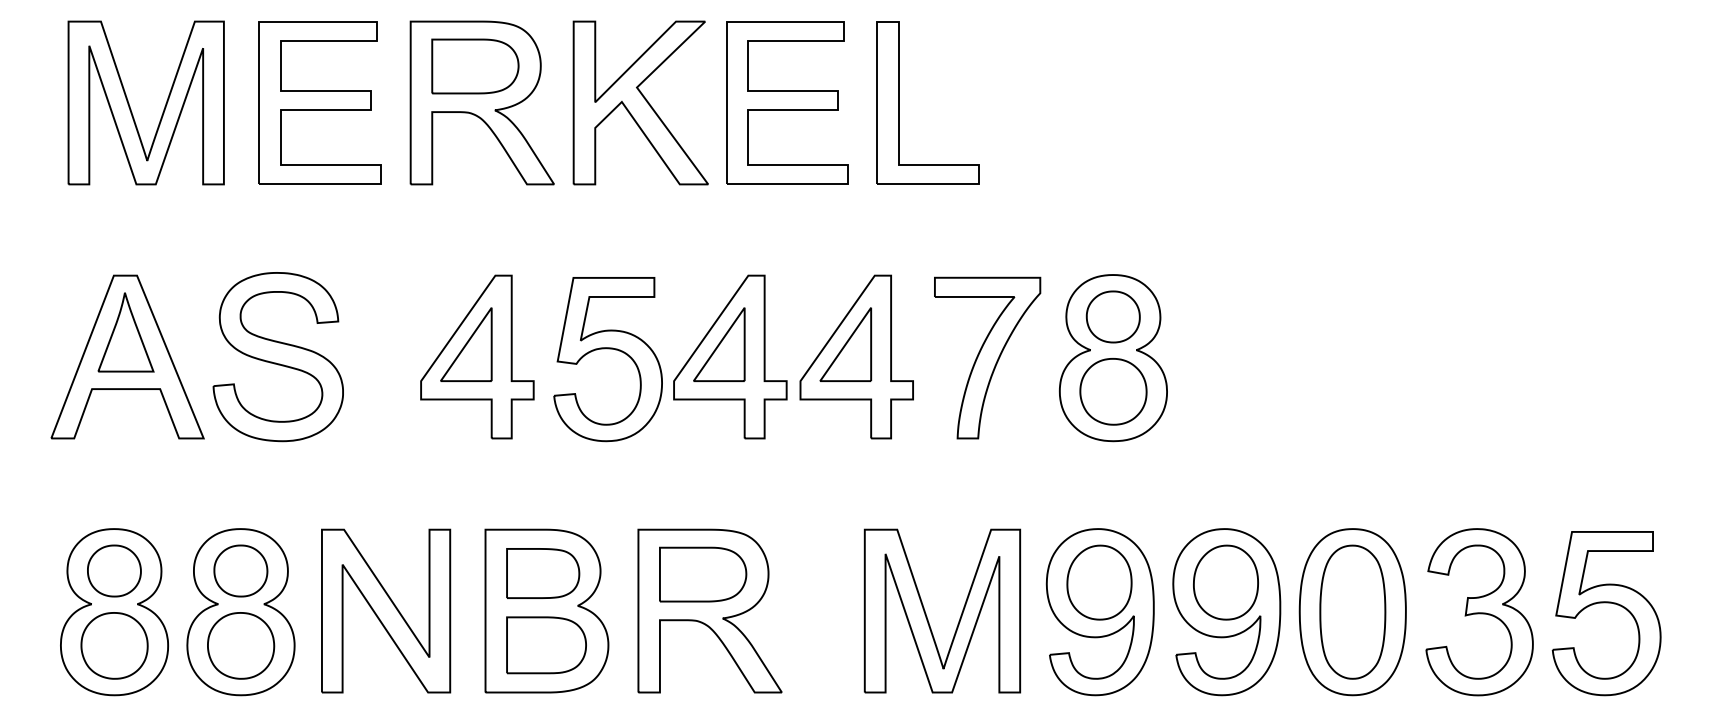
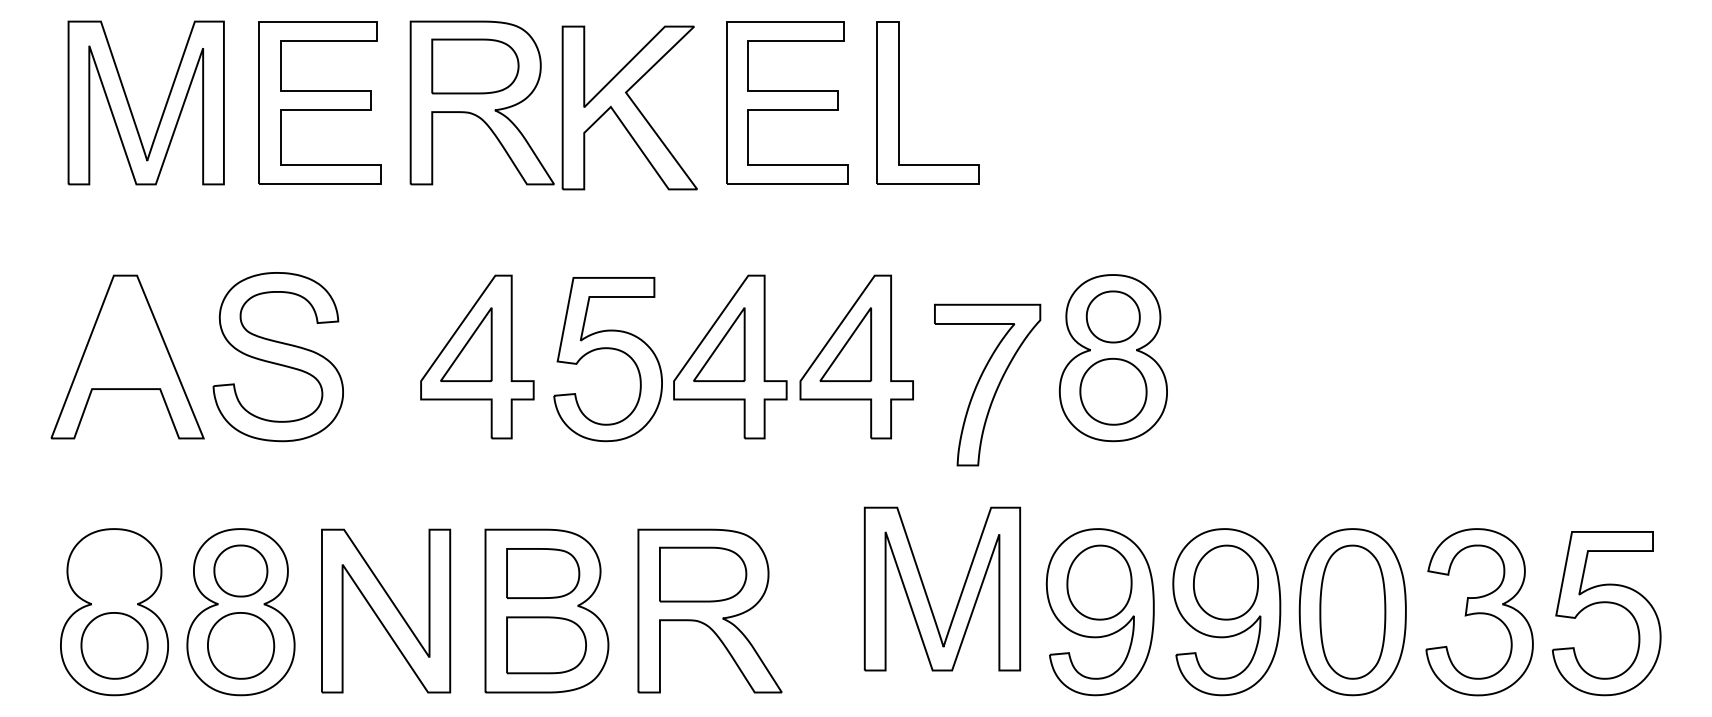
part position: (640, 102) -> (629, 107) (629, 107)
part: present -> none (125, 332)
part position: (987, 357) -> (987, 384) (987, 384)
part: present -> none (114, 570)
part position: (927, 616) -> (927, 594) (927, 594)
